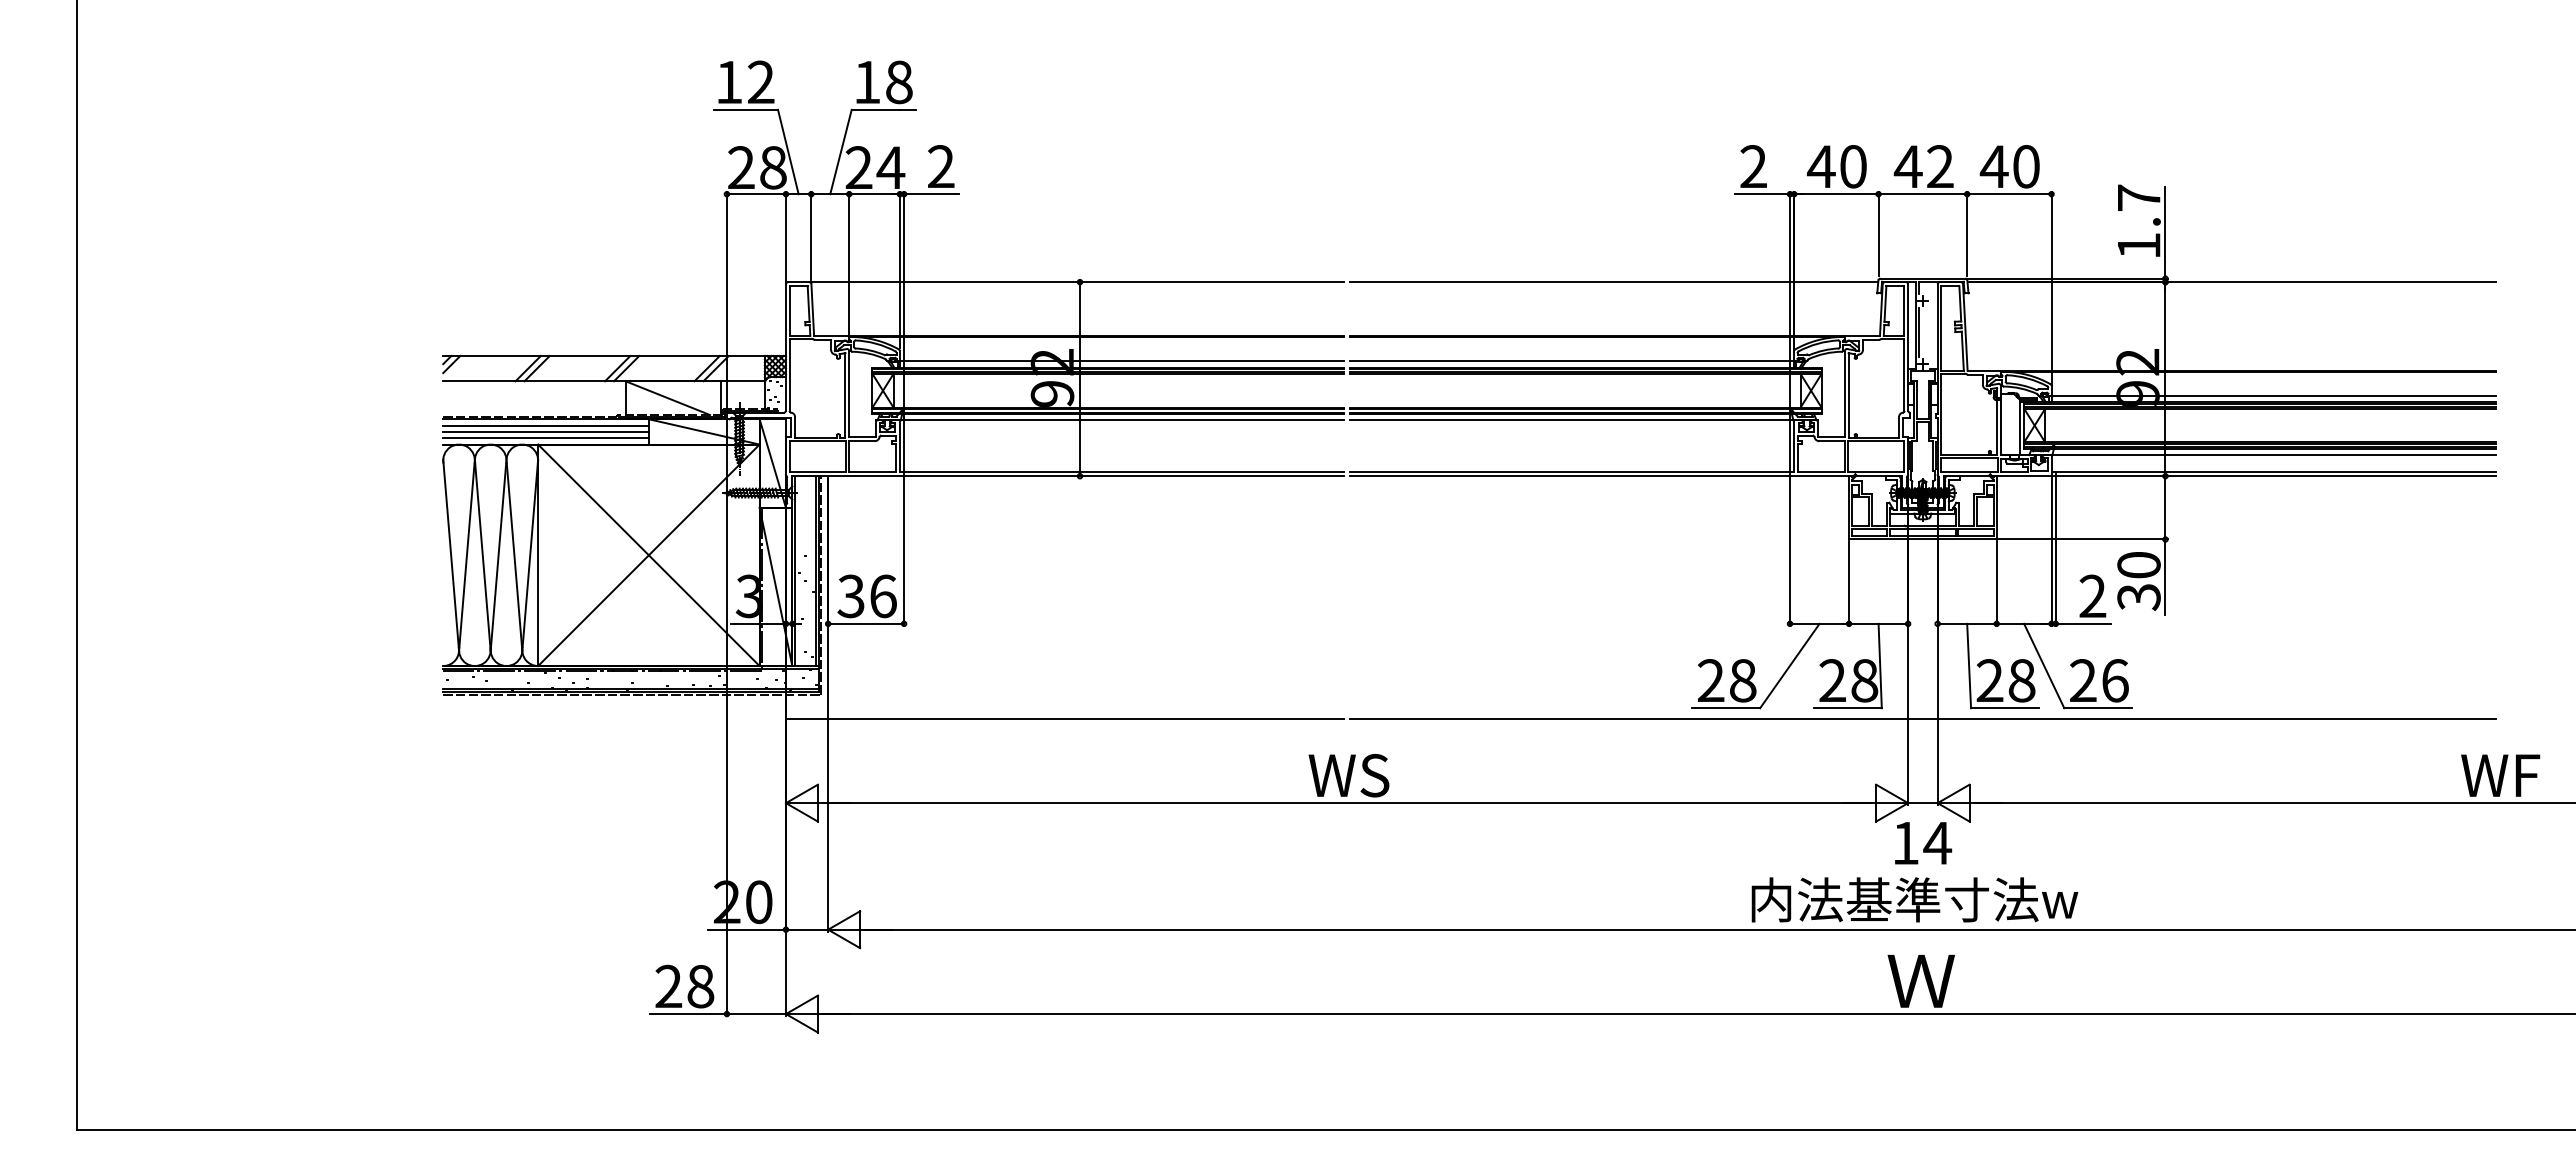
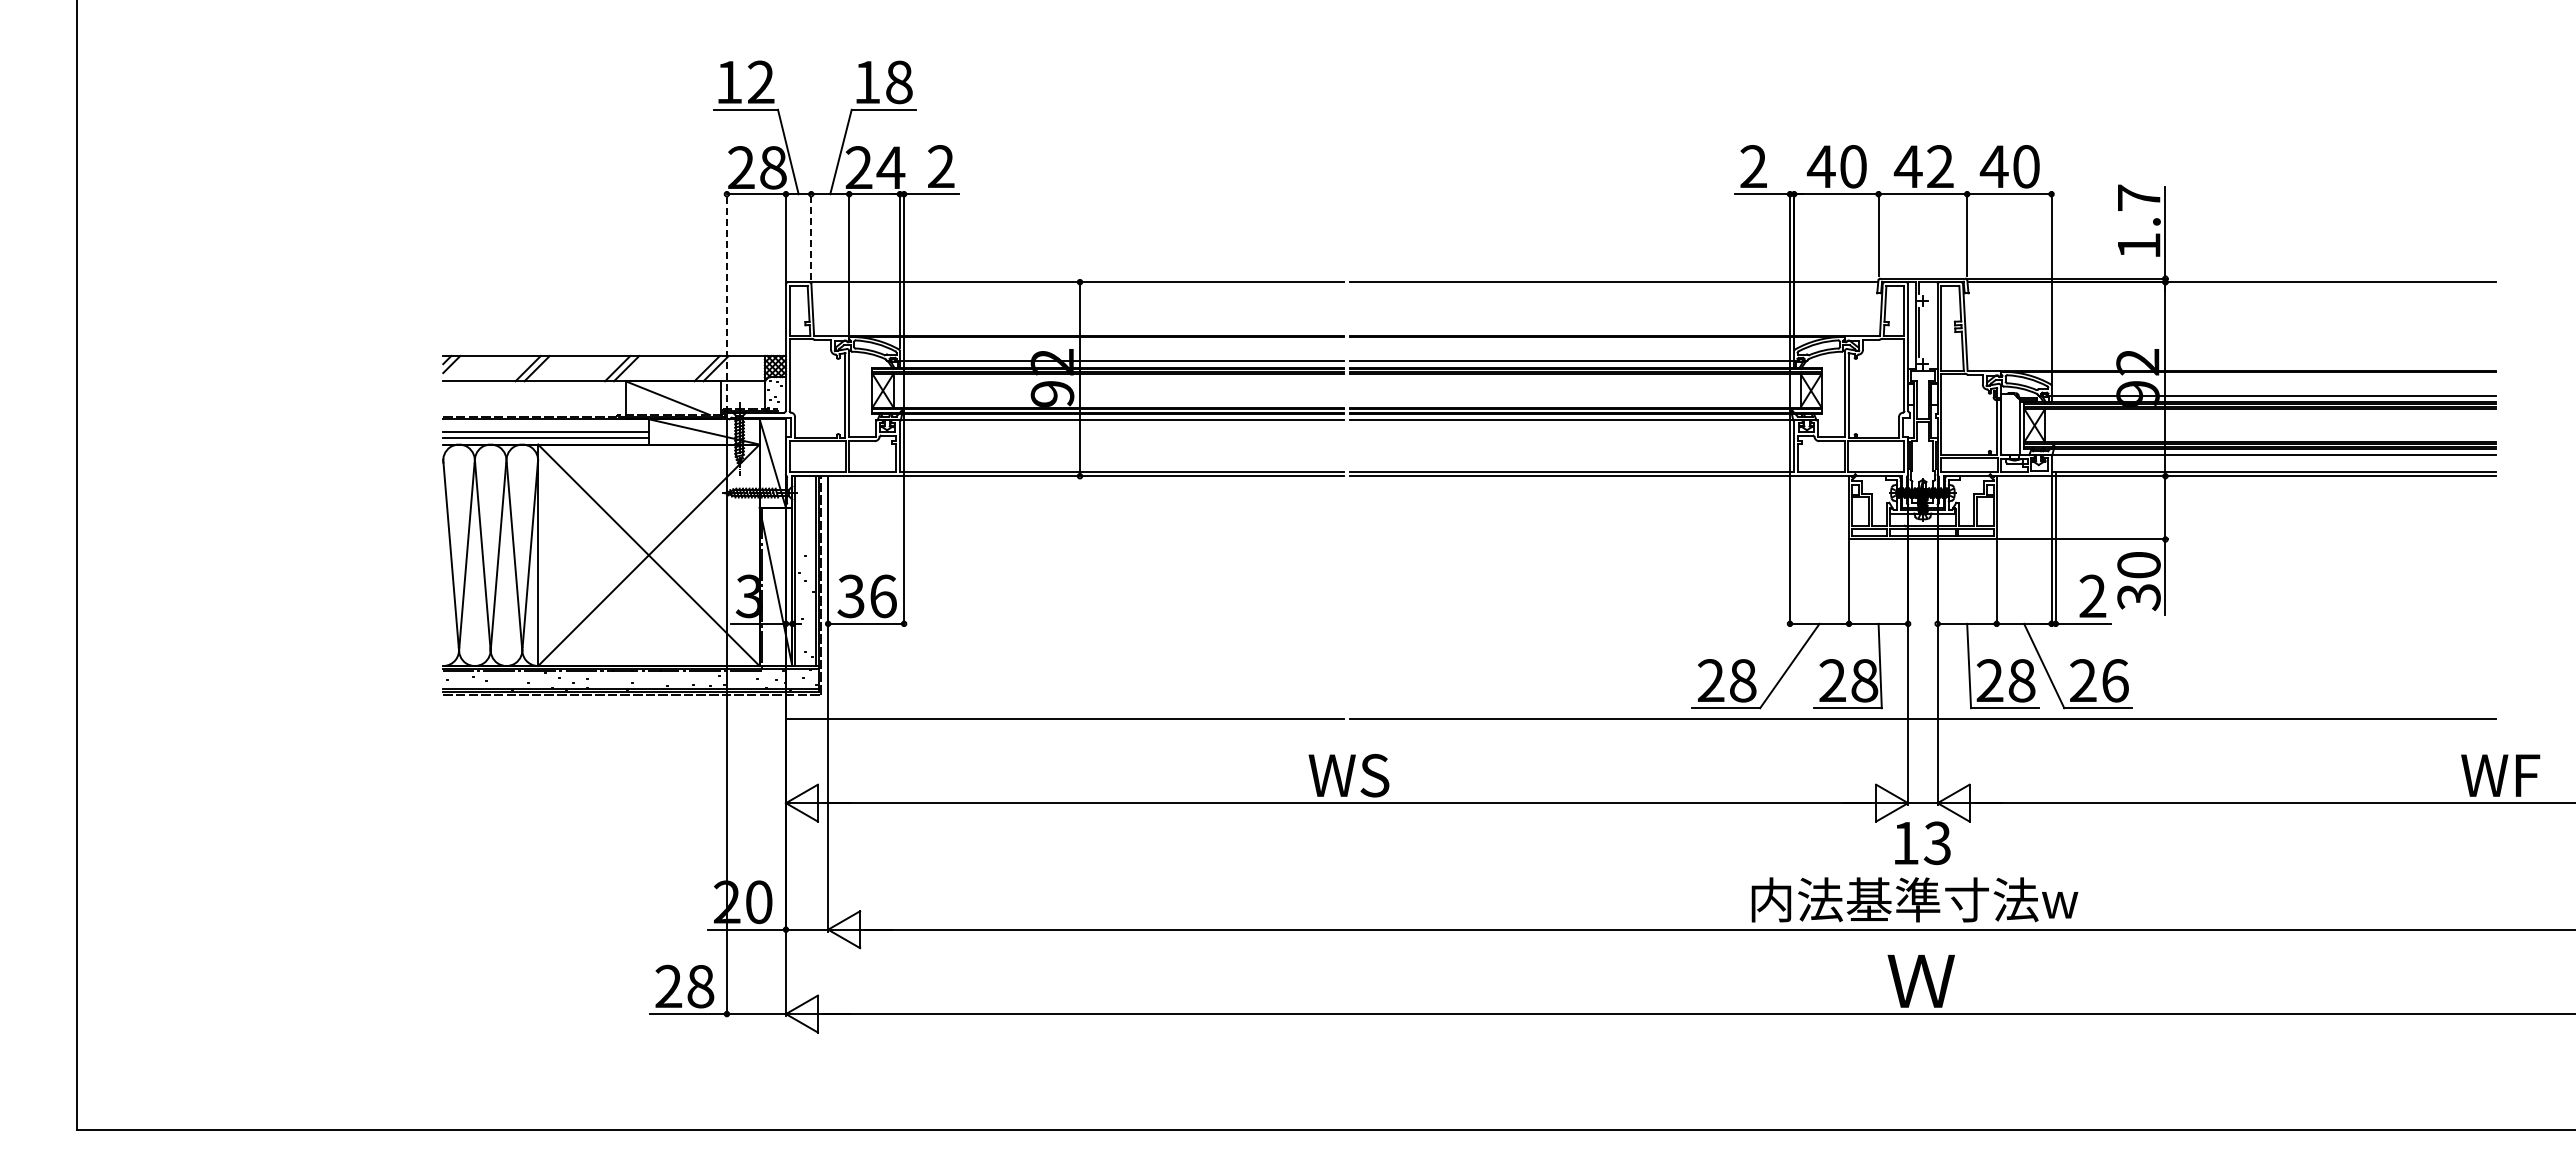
line: solid -> dashed (811, 236)
line: solid -> dashed (726, 302)
line: present -> none (545, 425)
text: 14 -> 13 (1937, 843)
